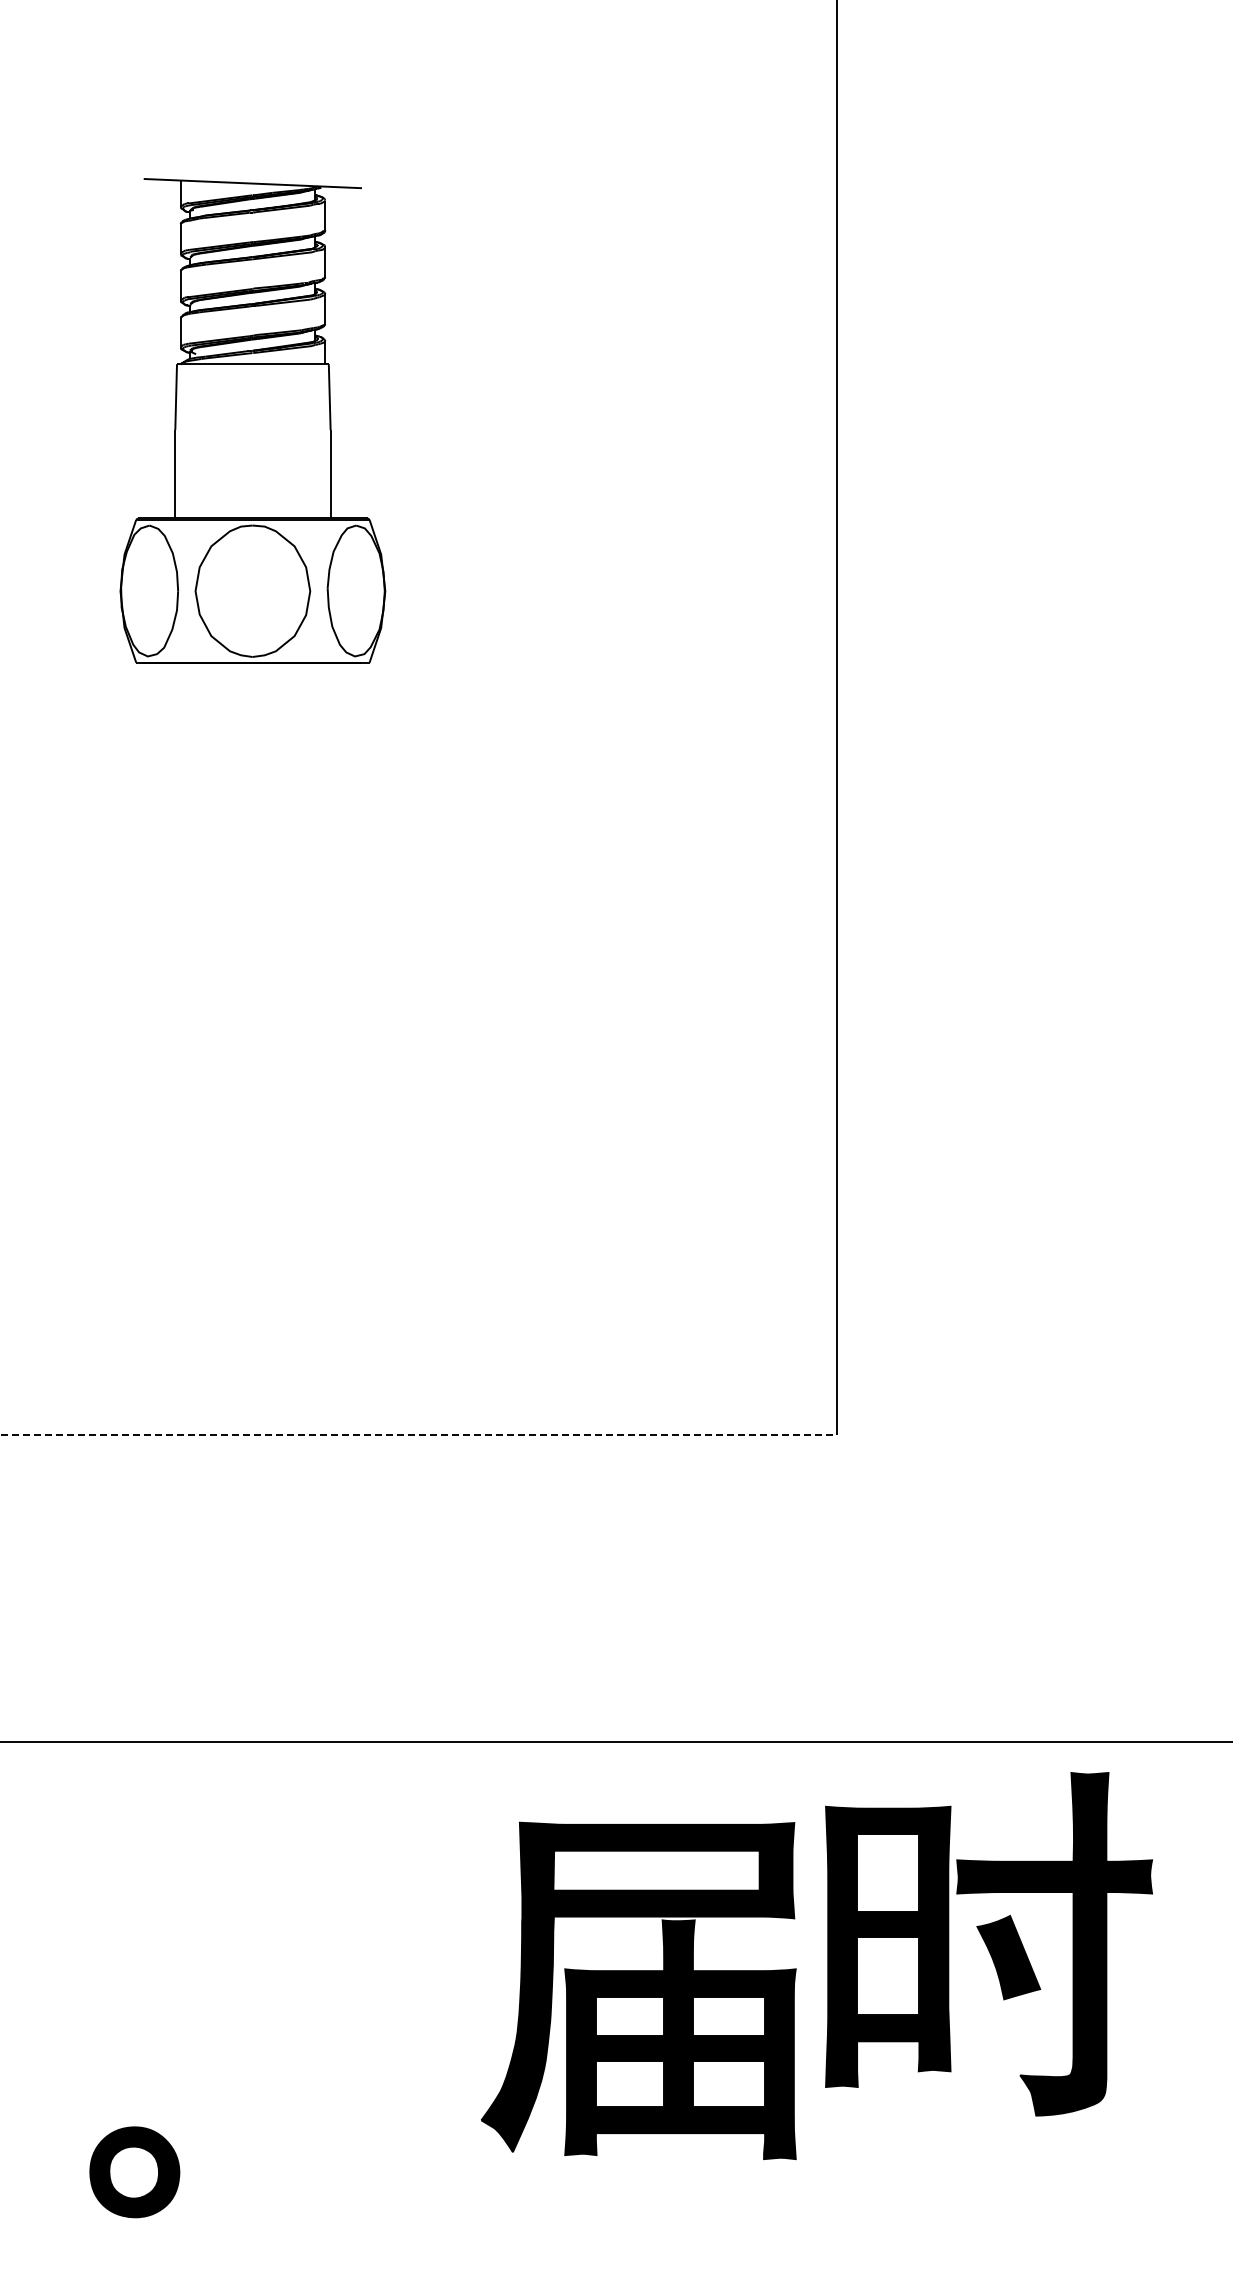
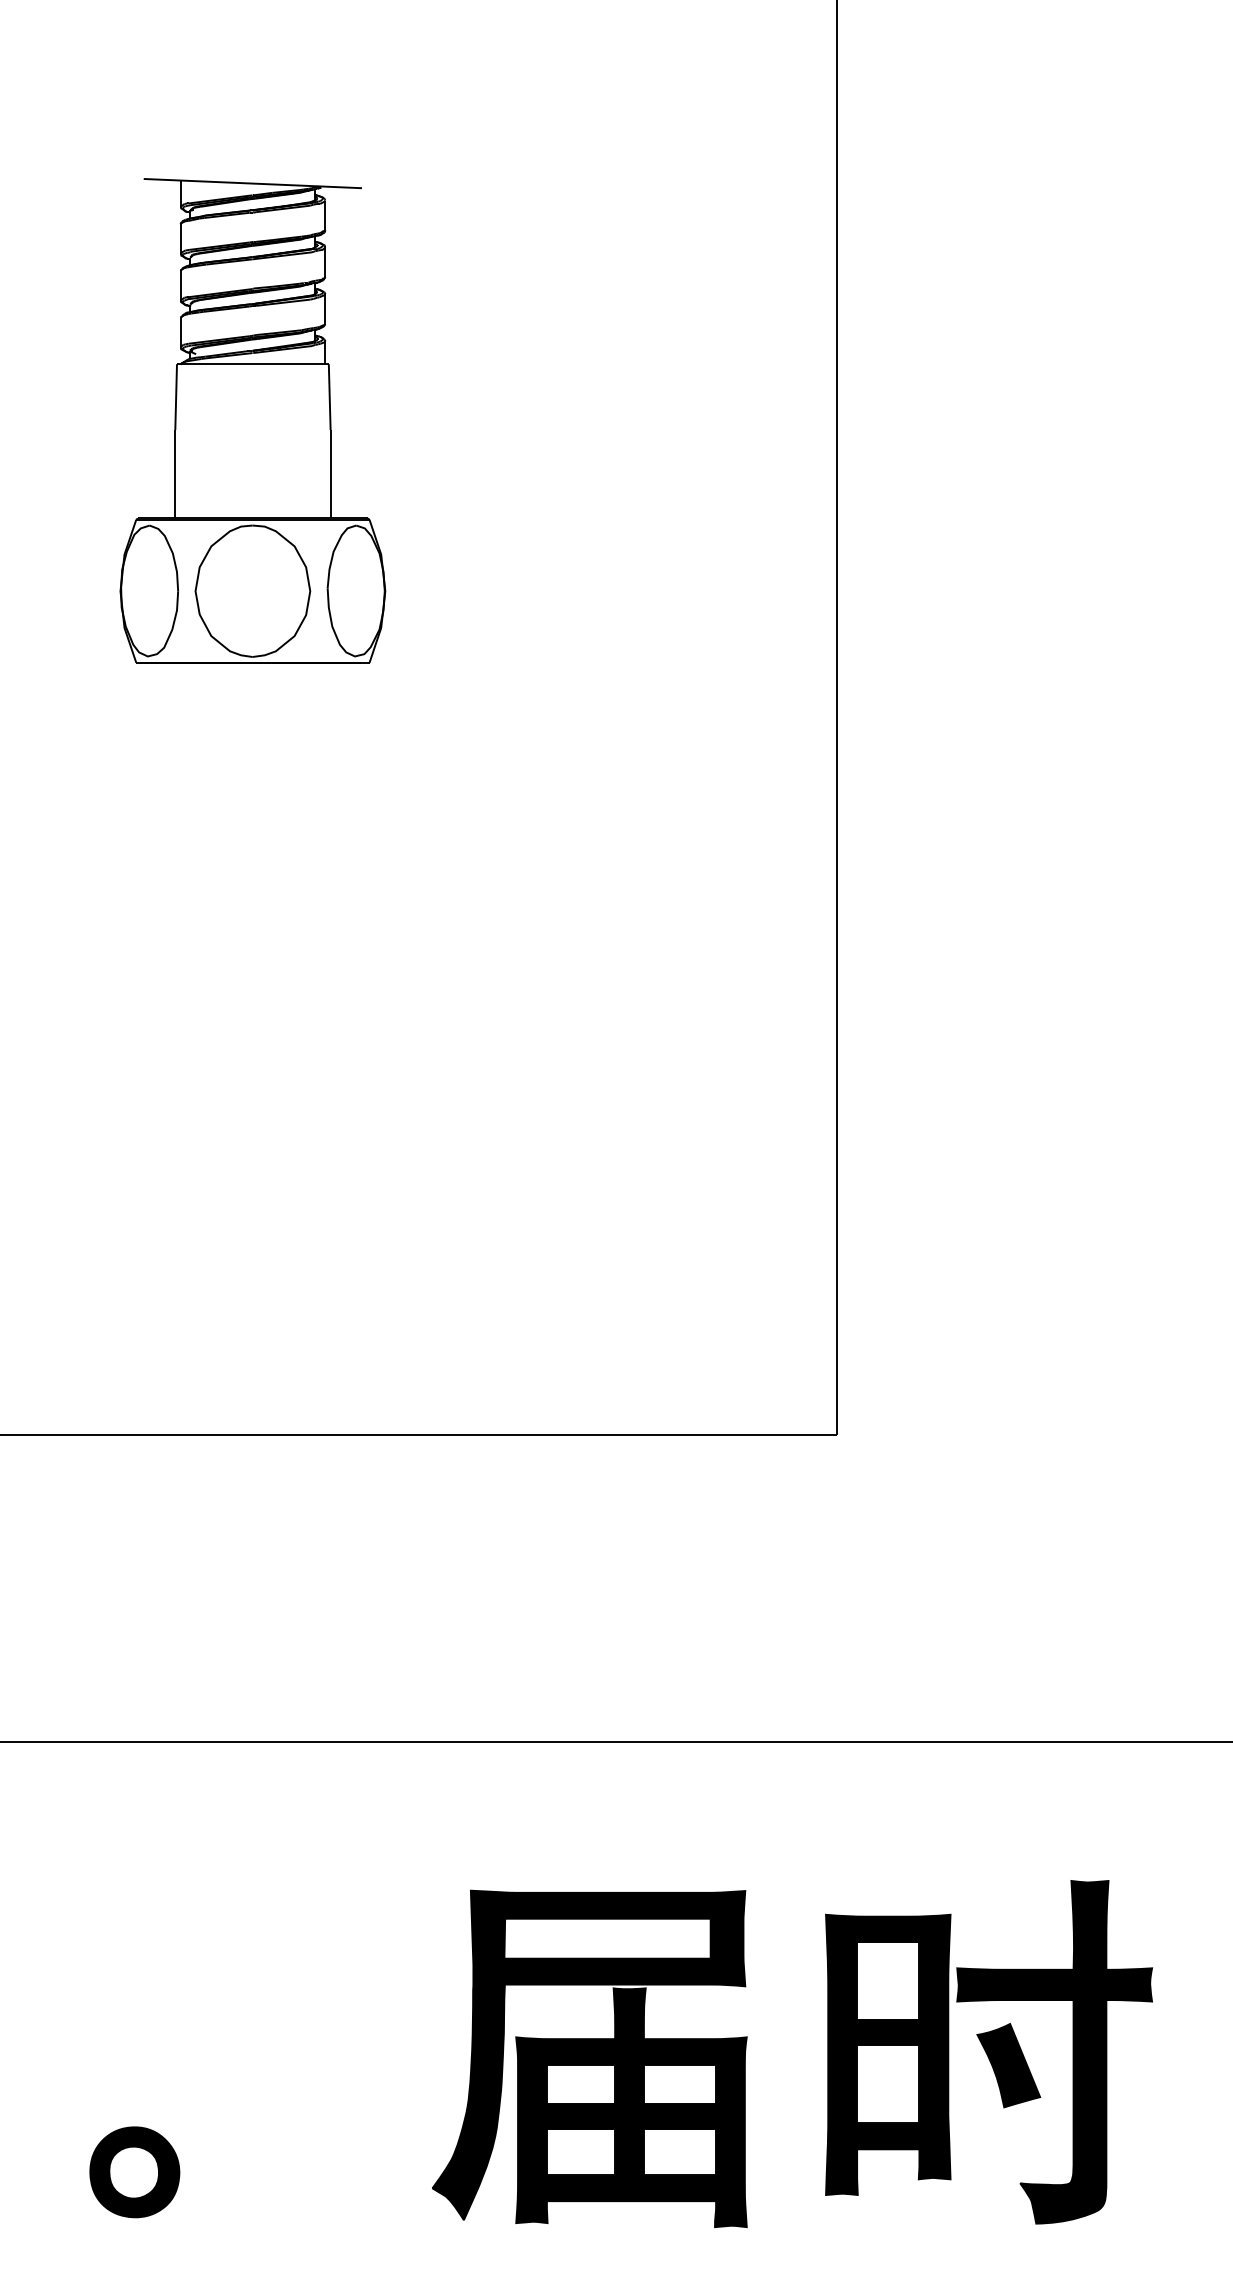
line: dashed -> solid (419, 1435)
part position: (988, 1944) -> (988, 2052) (988, 2052)
part position: (638, 1990) -> (589, 2058) (589, 2058)
